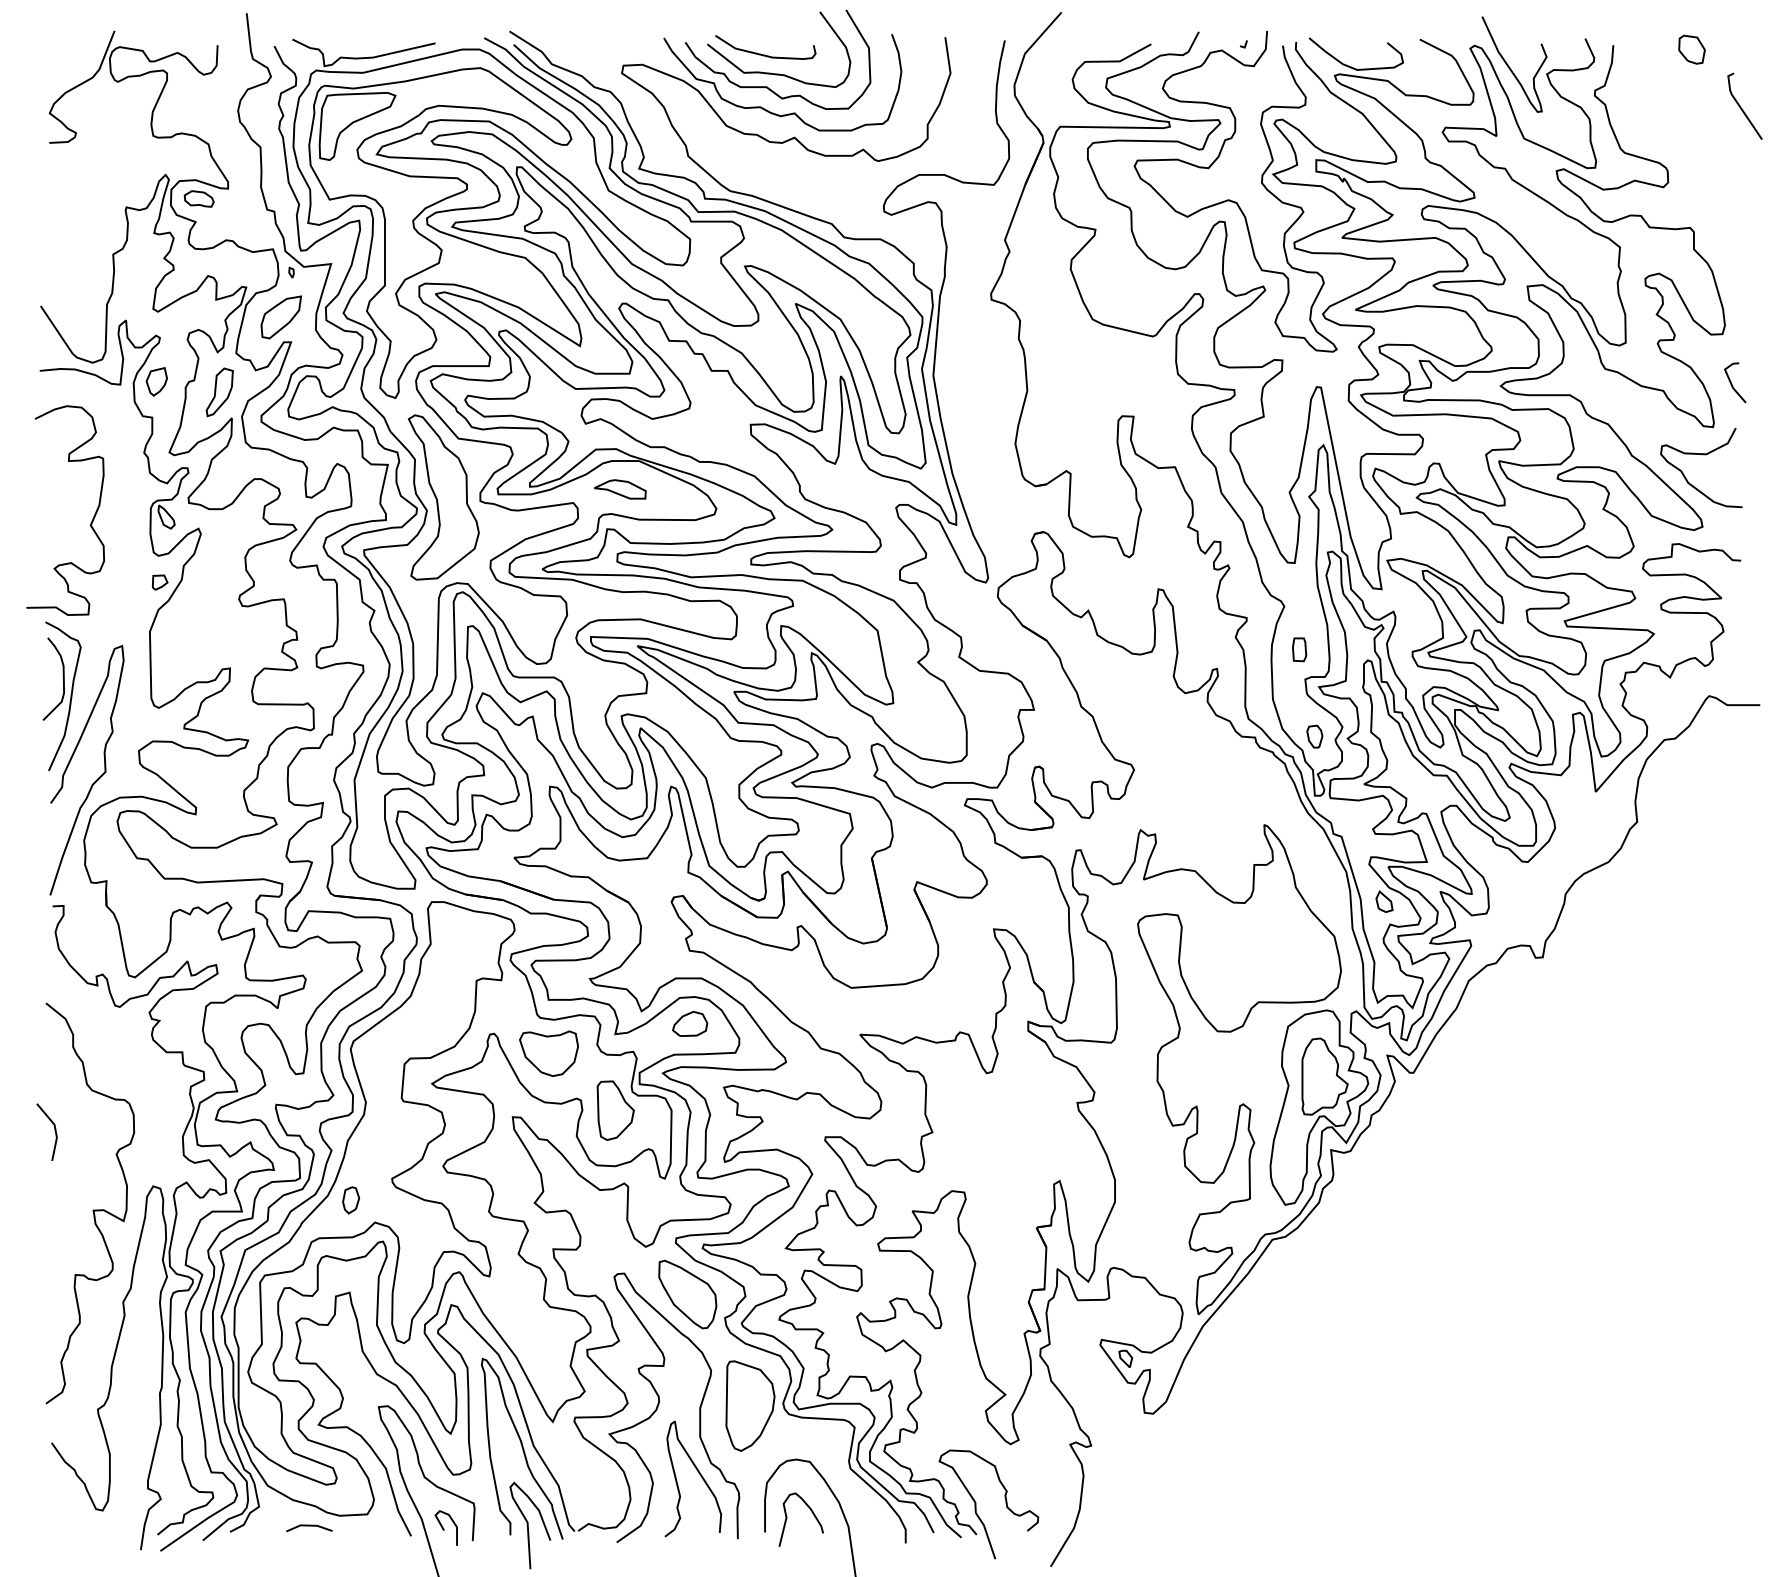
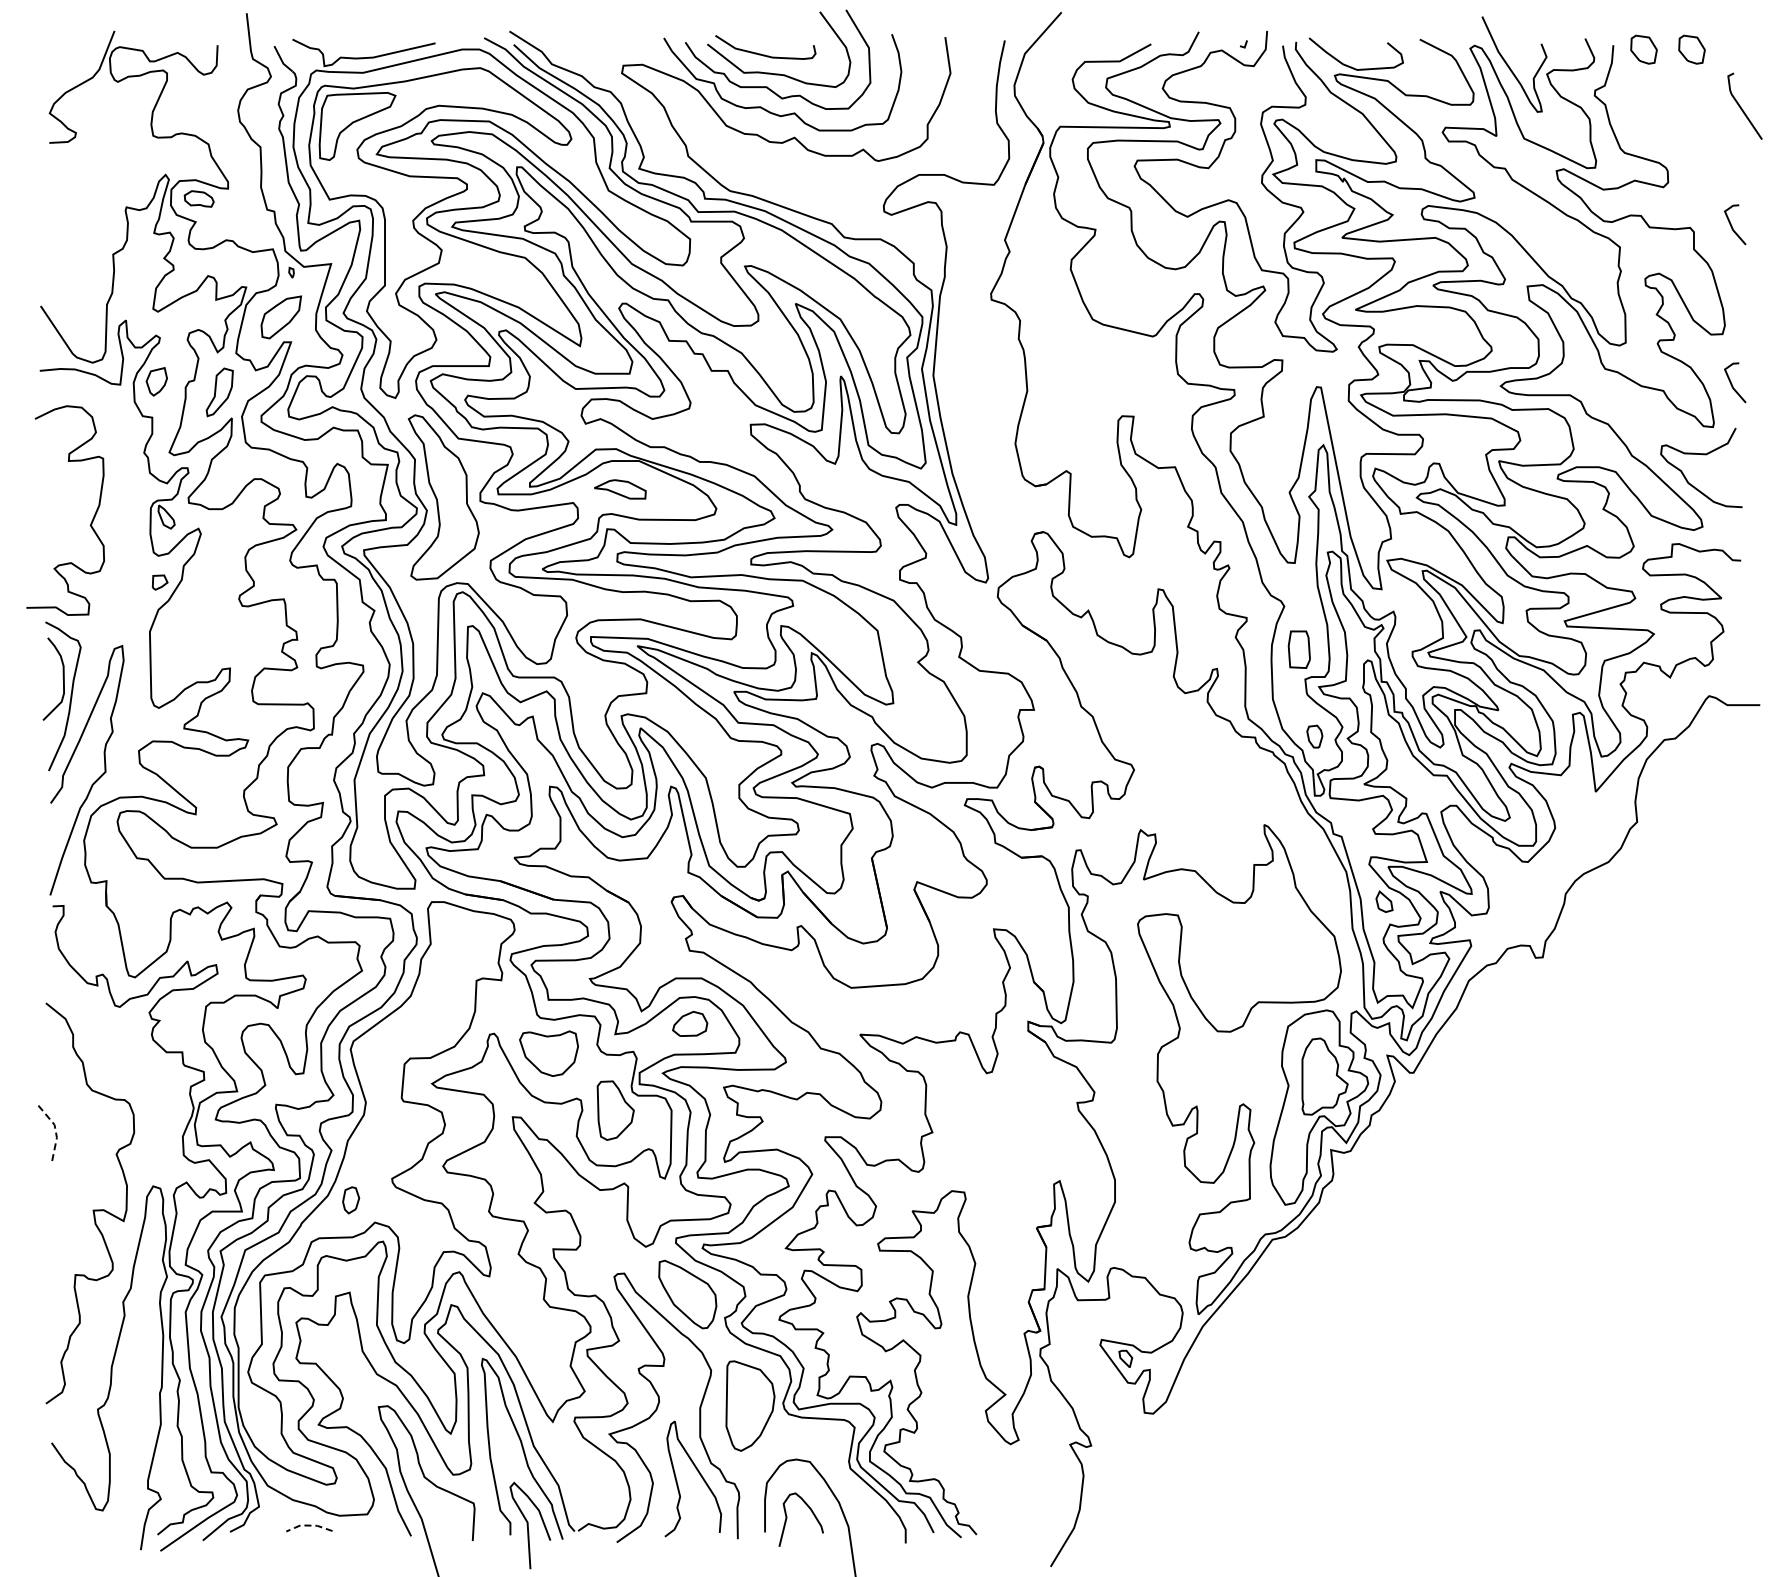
part: none -> present (1643, 49)
line: none -> present (1732, 225)
part size: 16x26 px -> 24x39 px (1298, 649)
line: solid -> dashed (55, 1129)
curve: present -> none (976, 1504)
line: solid -> dashed (309, 1525)
curve: present -> none (443, 1527)
